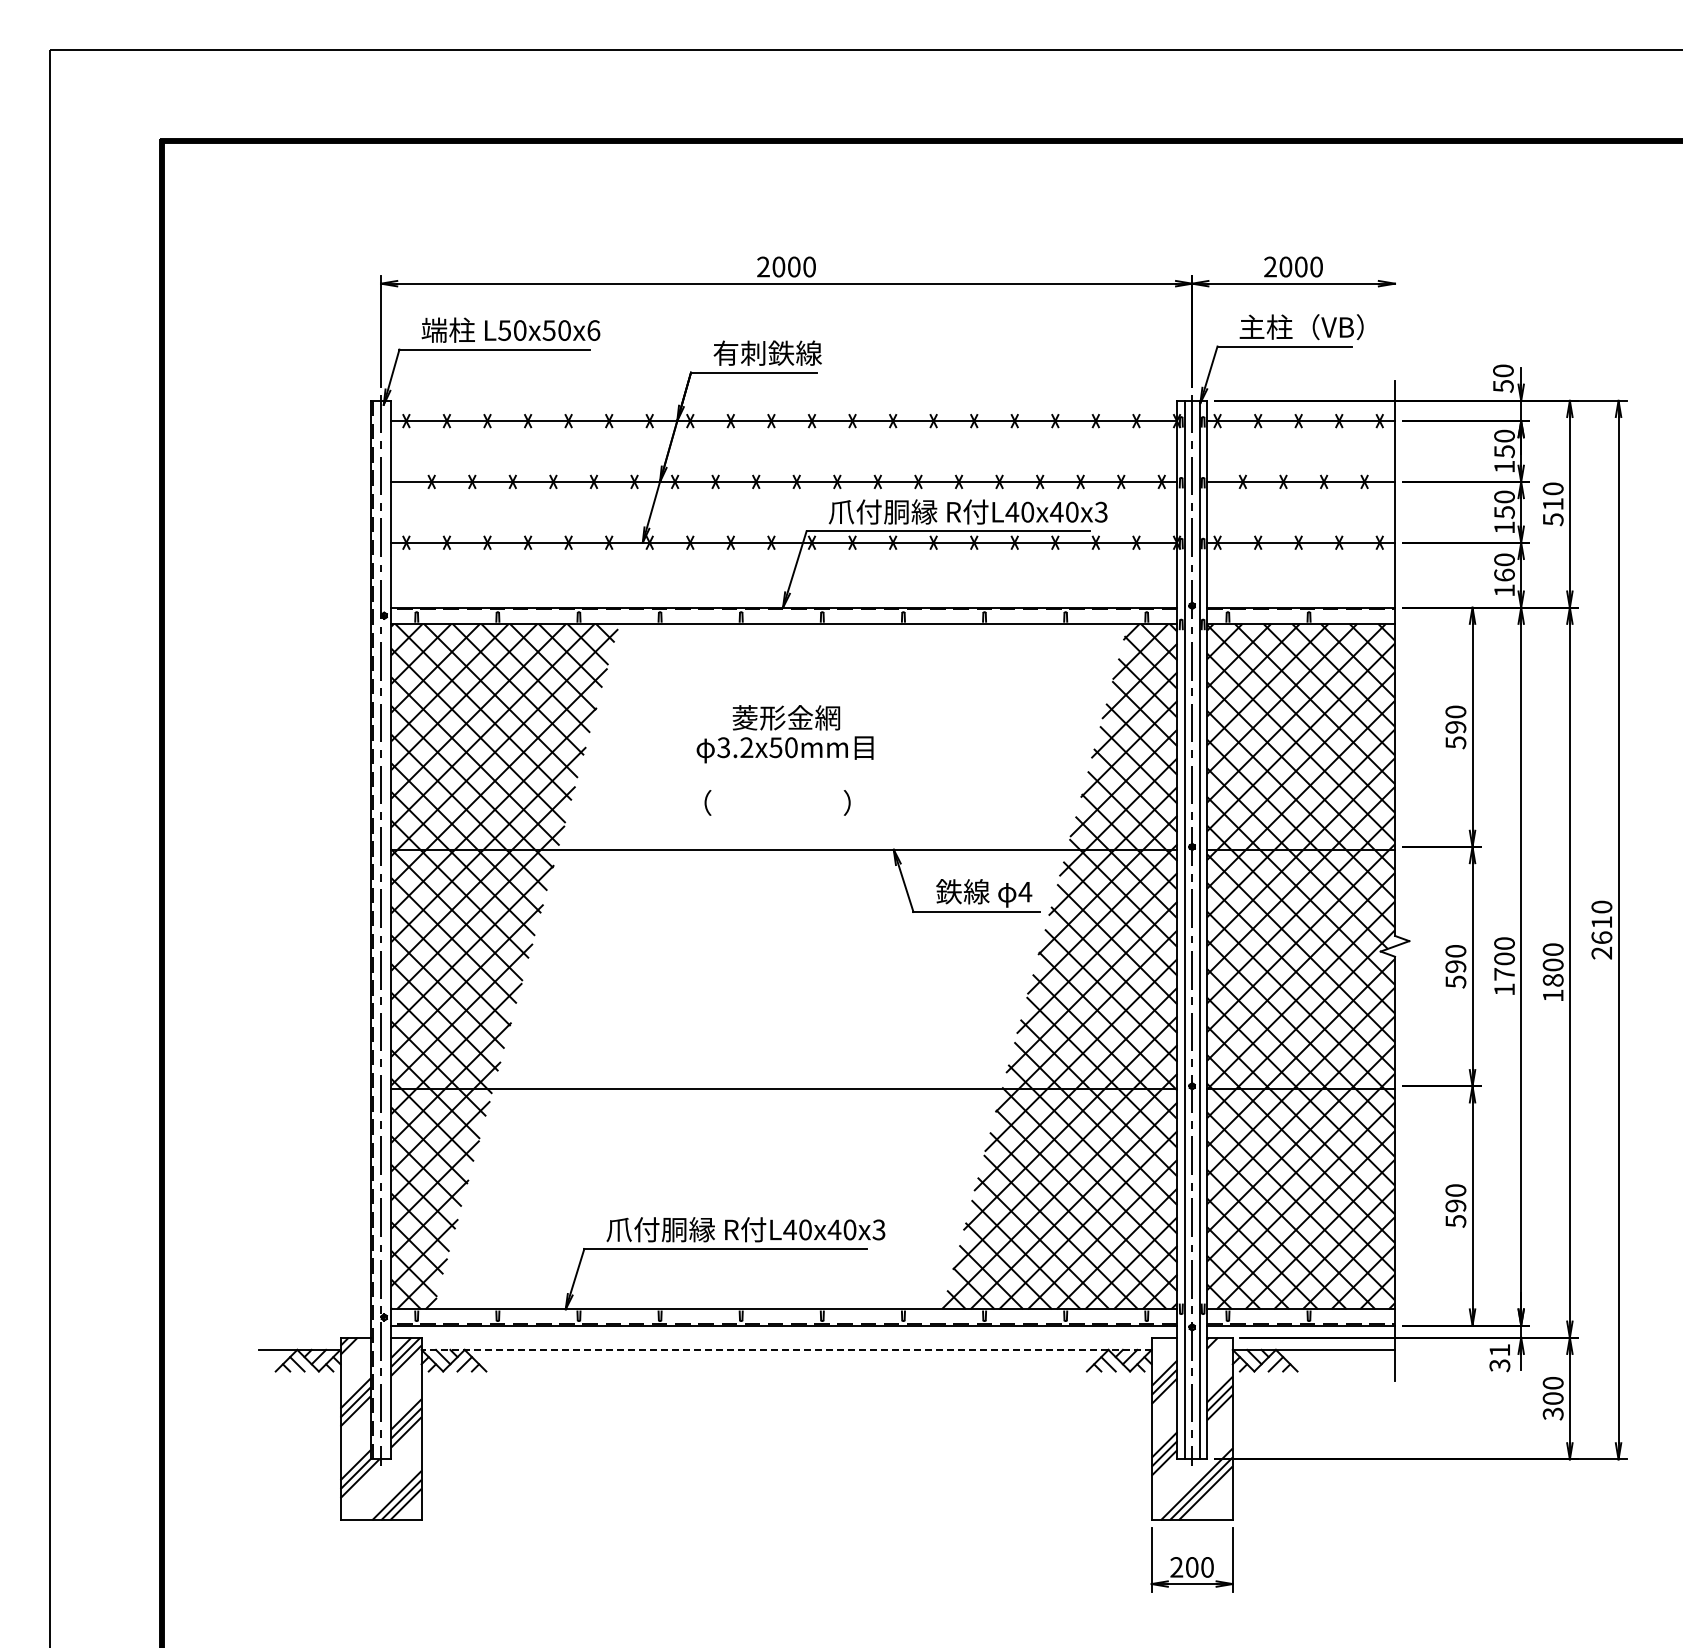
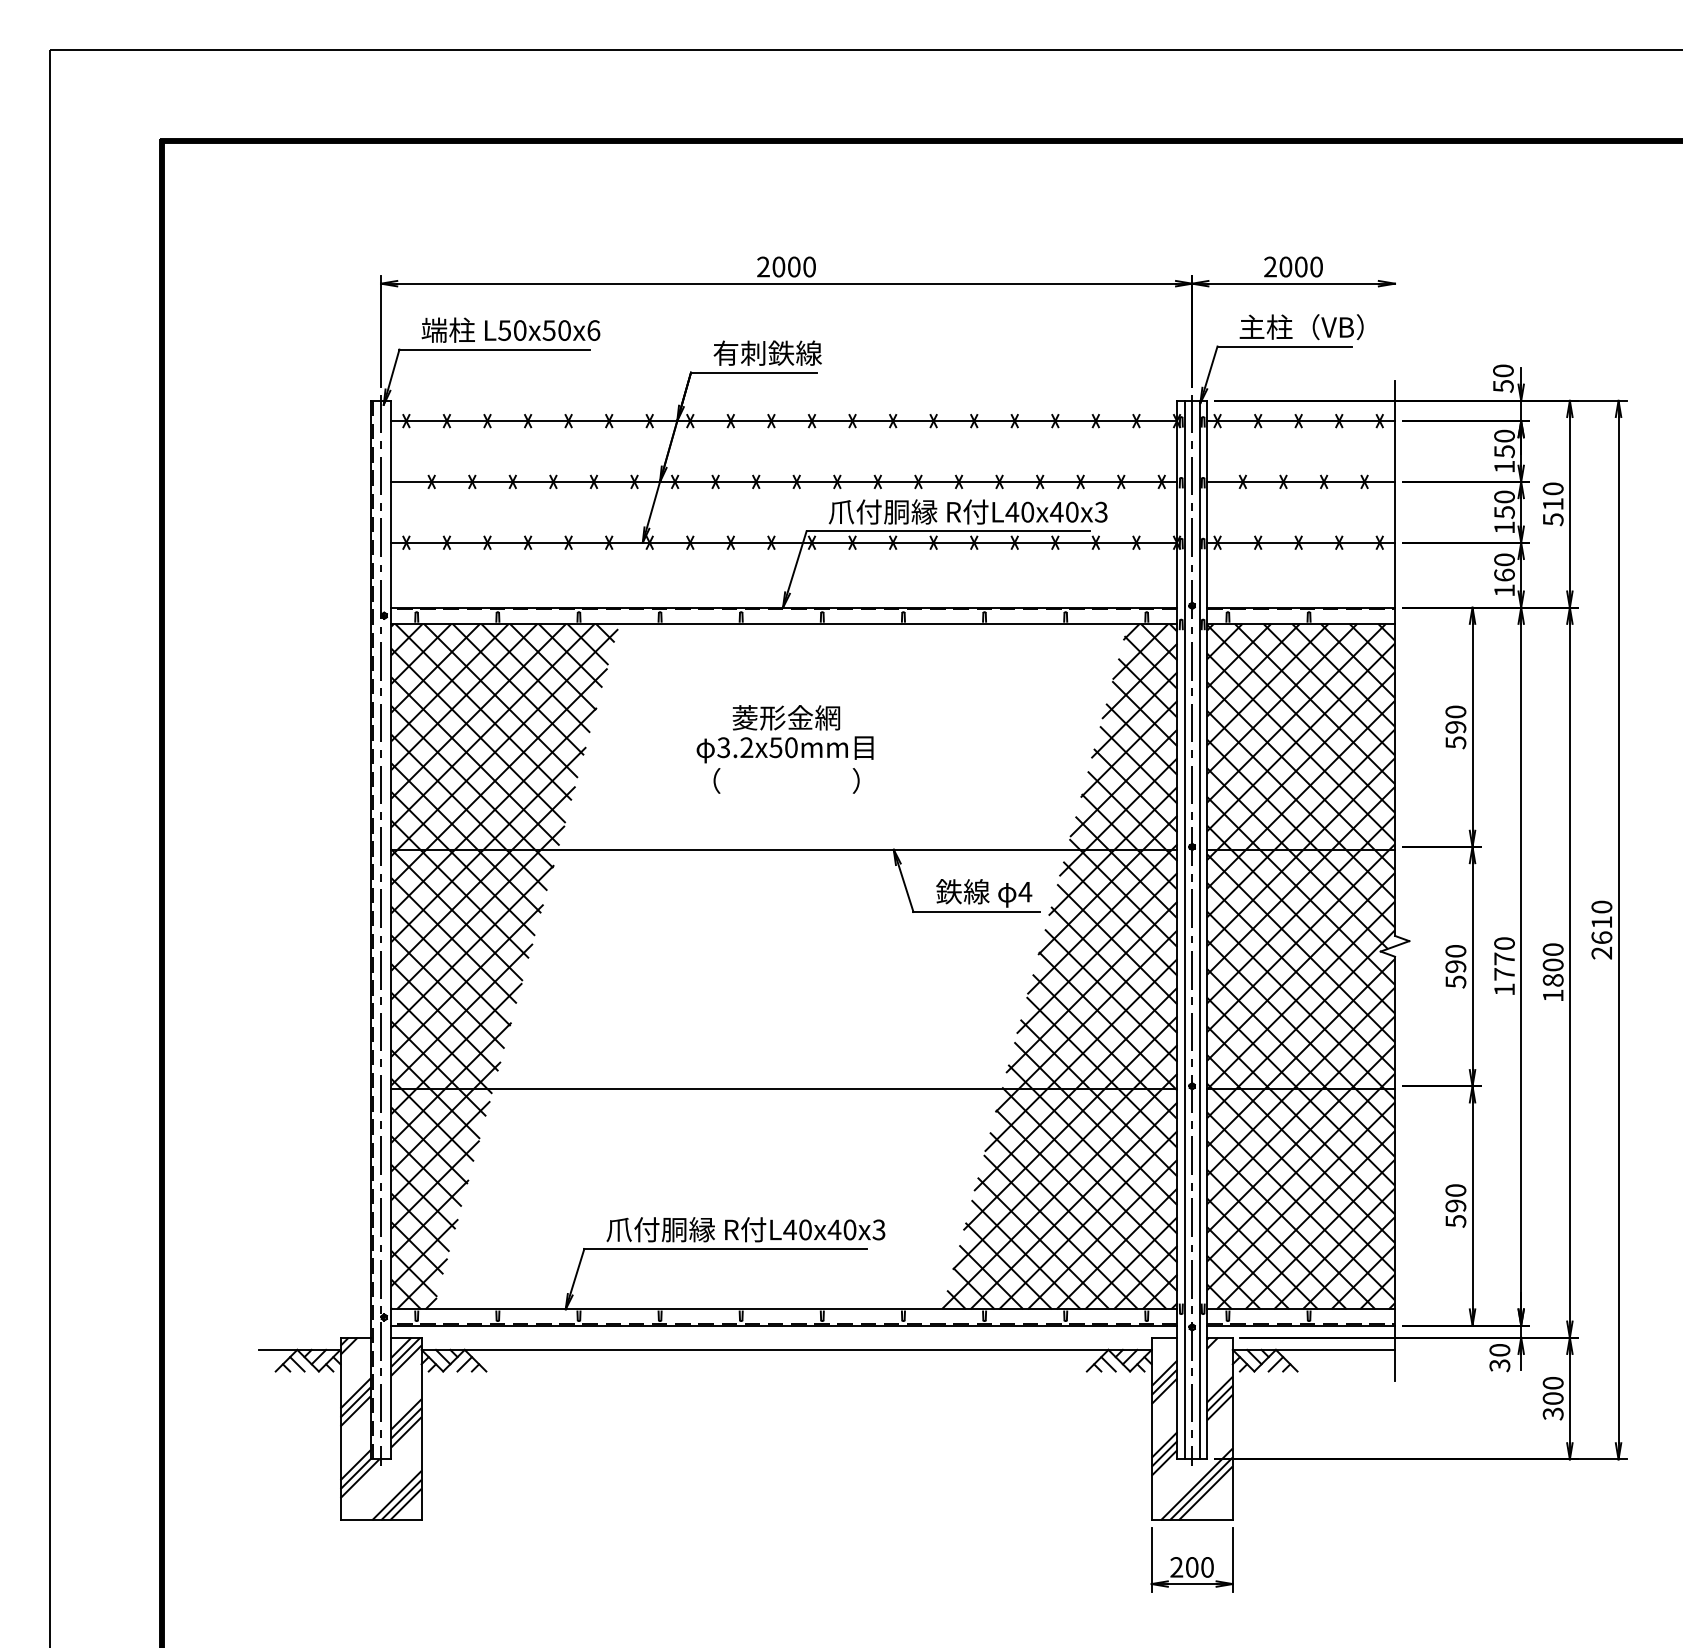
text position: (777, 802) -> (786, 780) (786, 780)
text: 1700 -> 1770 (1504, 958)
line: dashed -> solid (786, 1349)
text: 31 -> 30 (1499, 1350)
